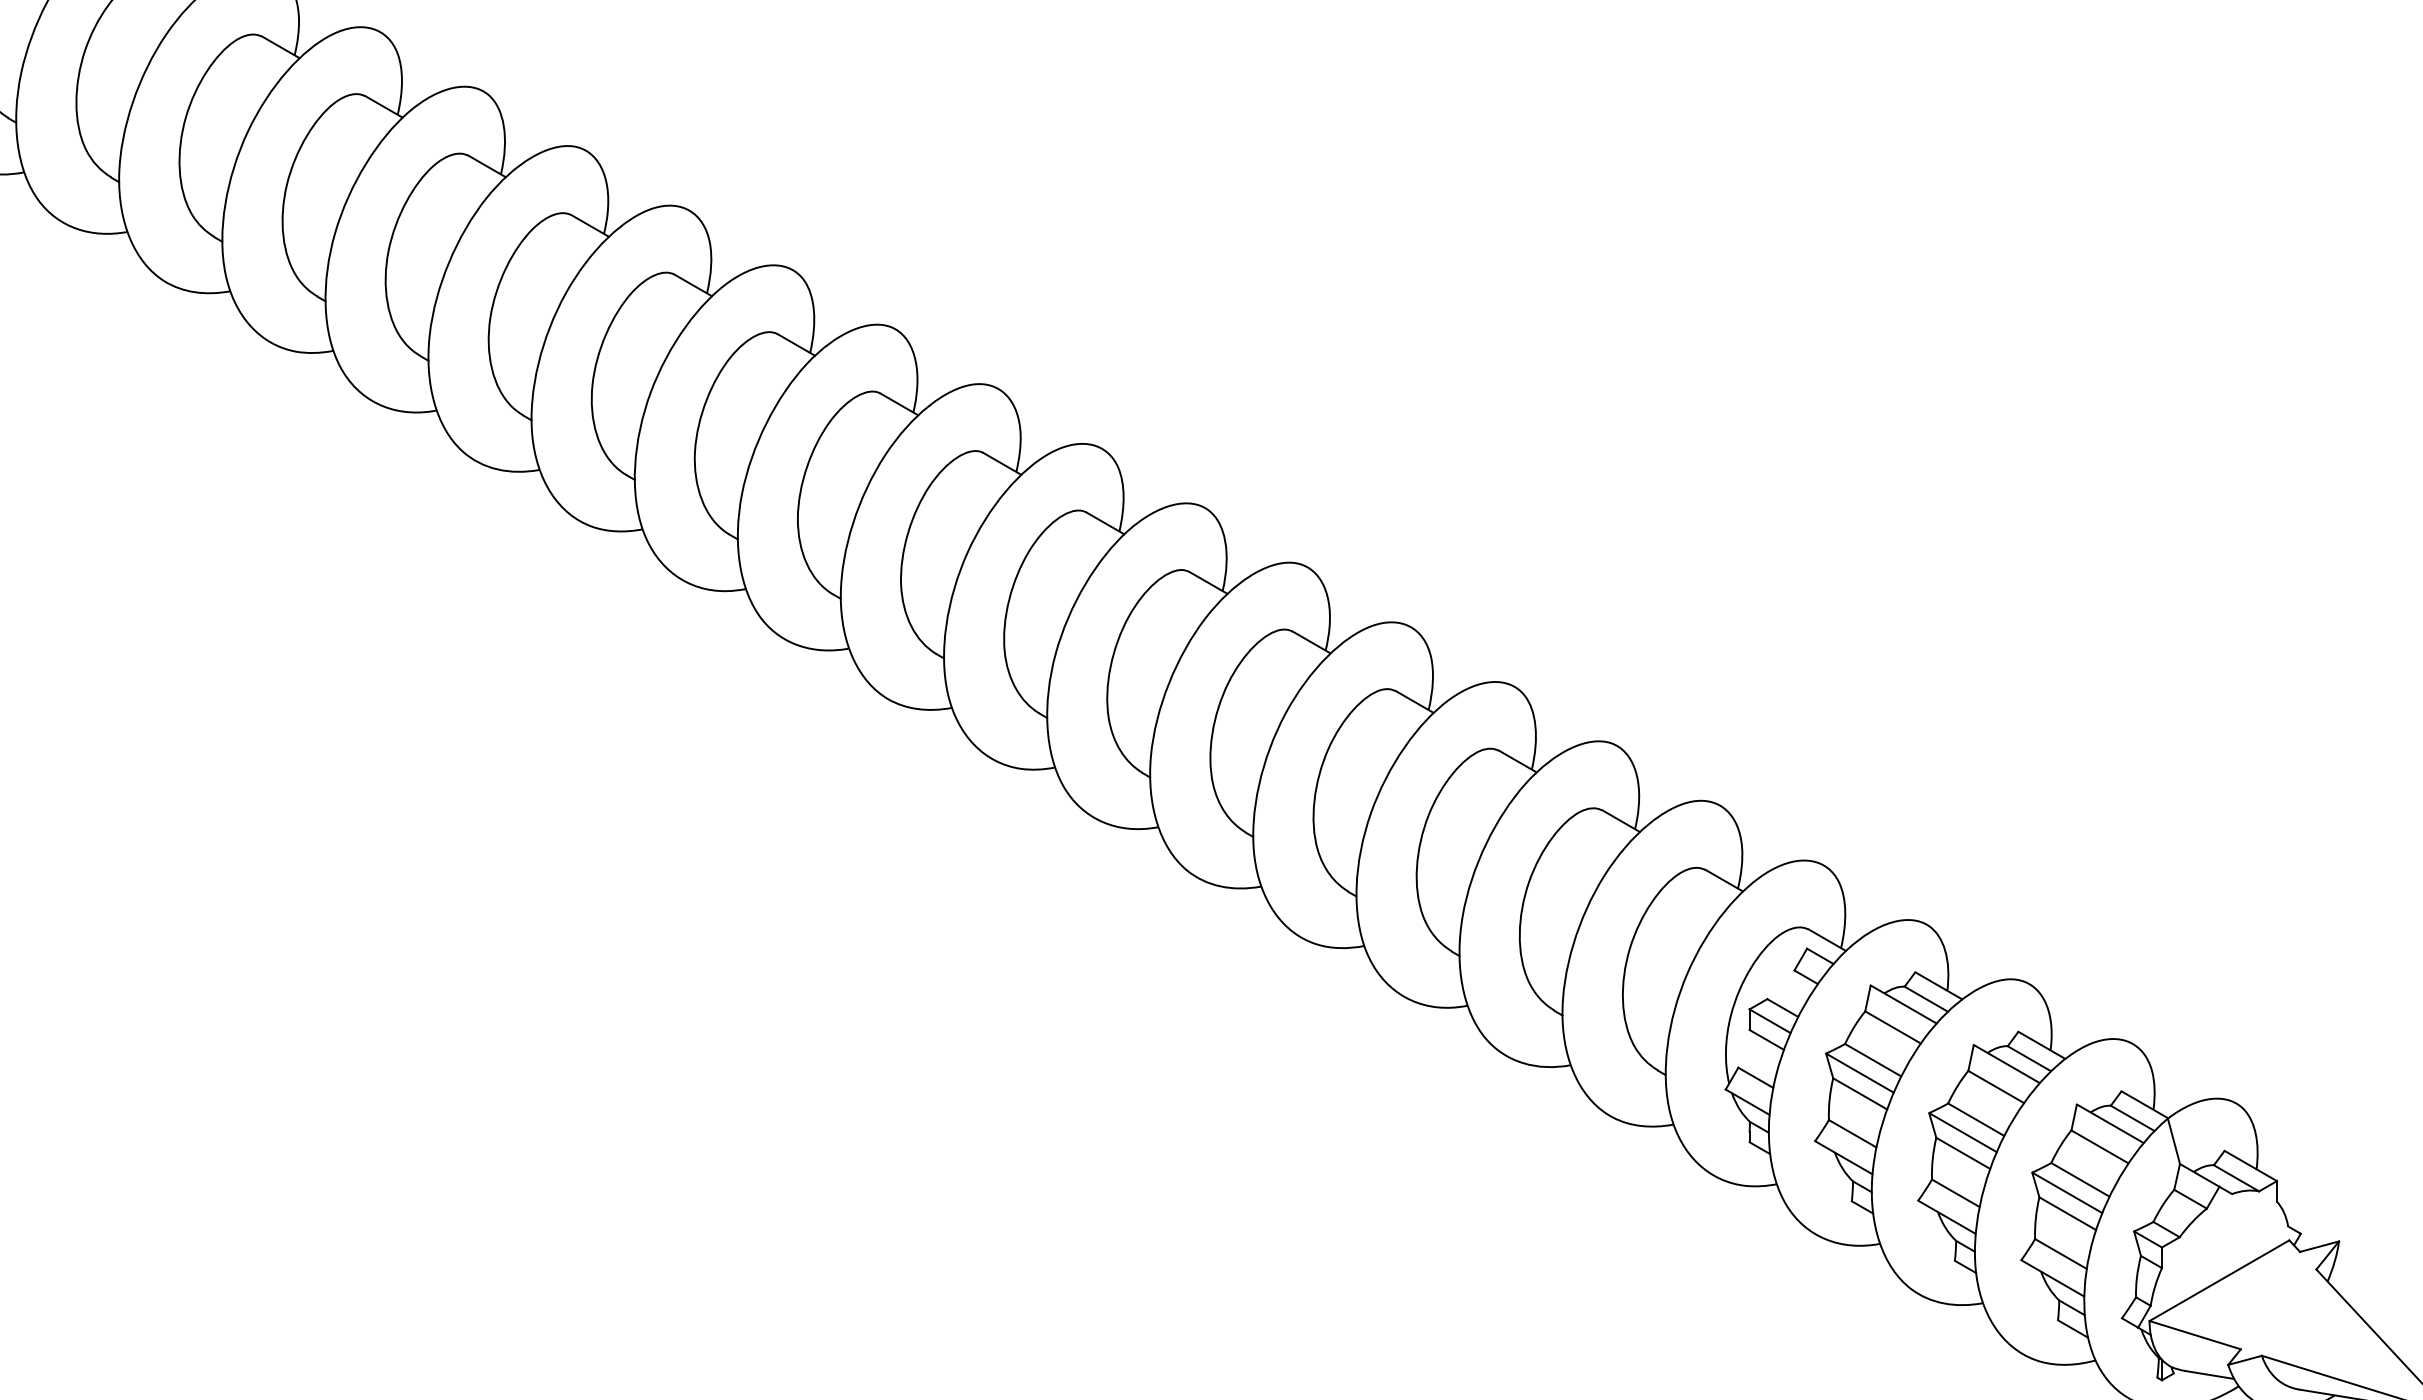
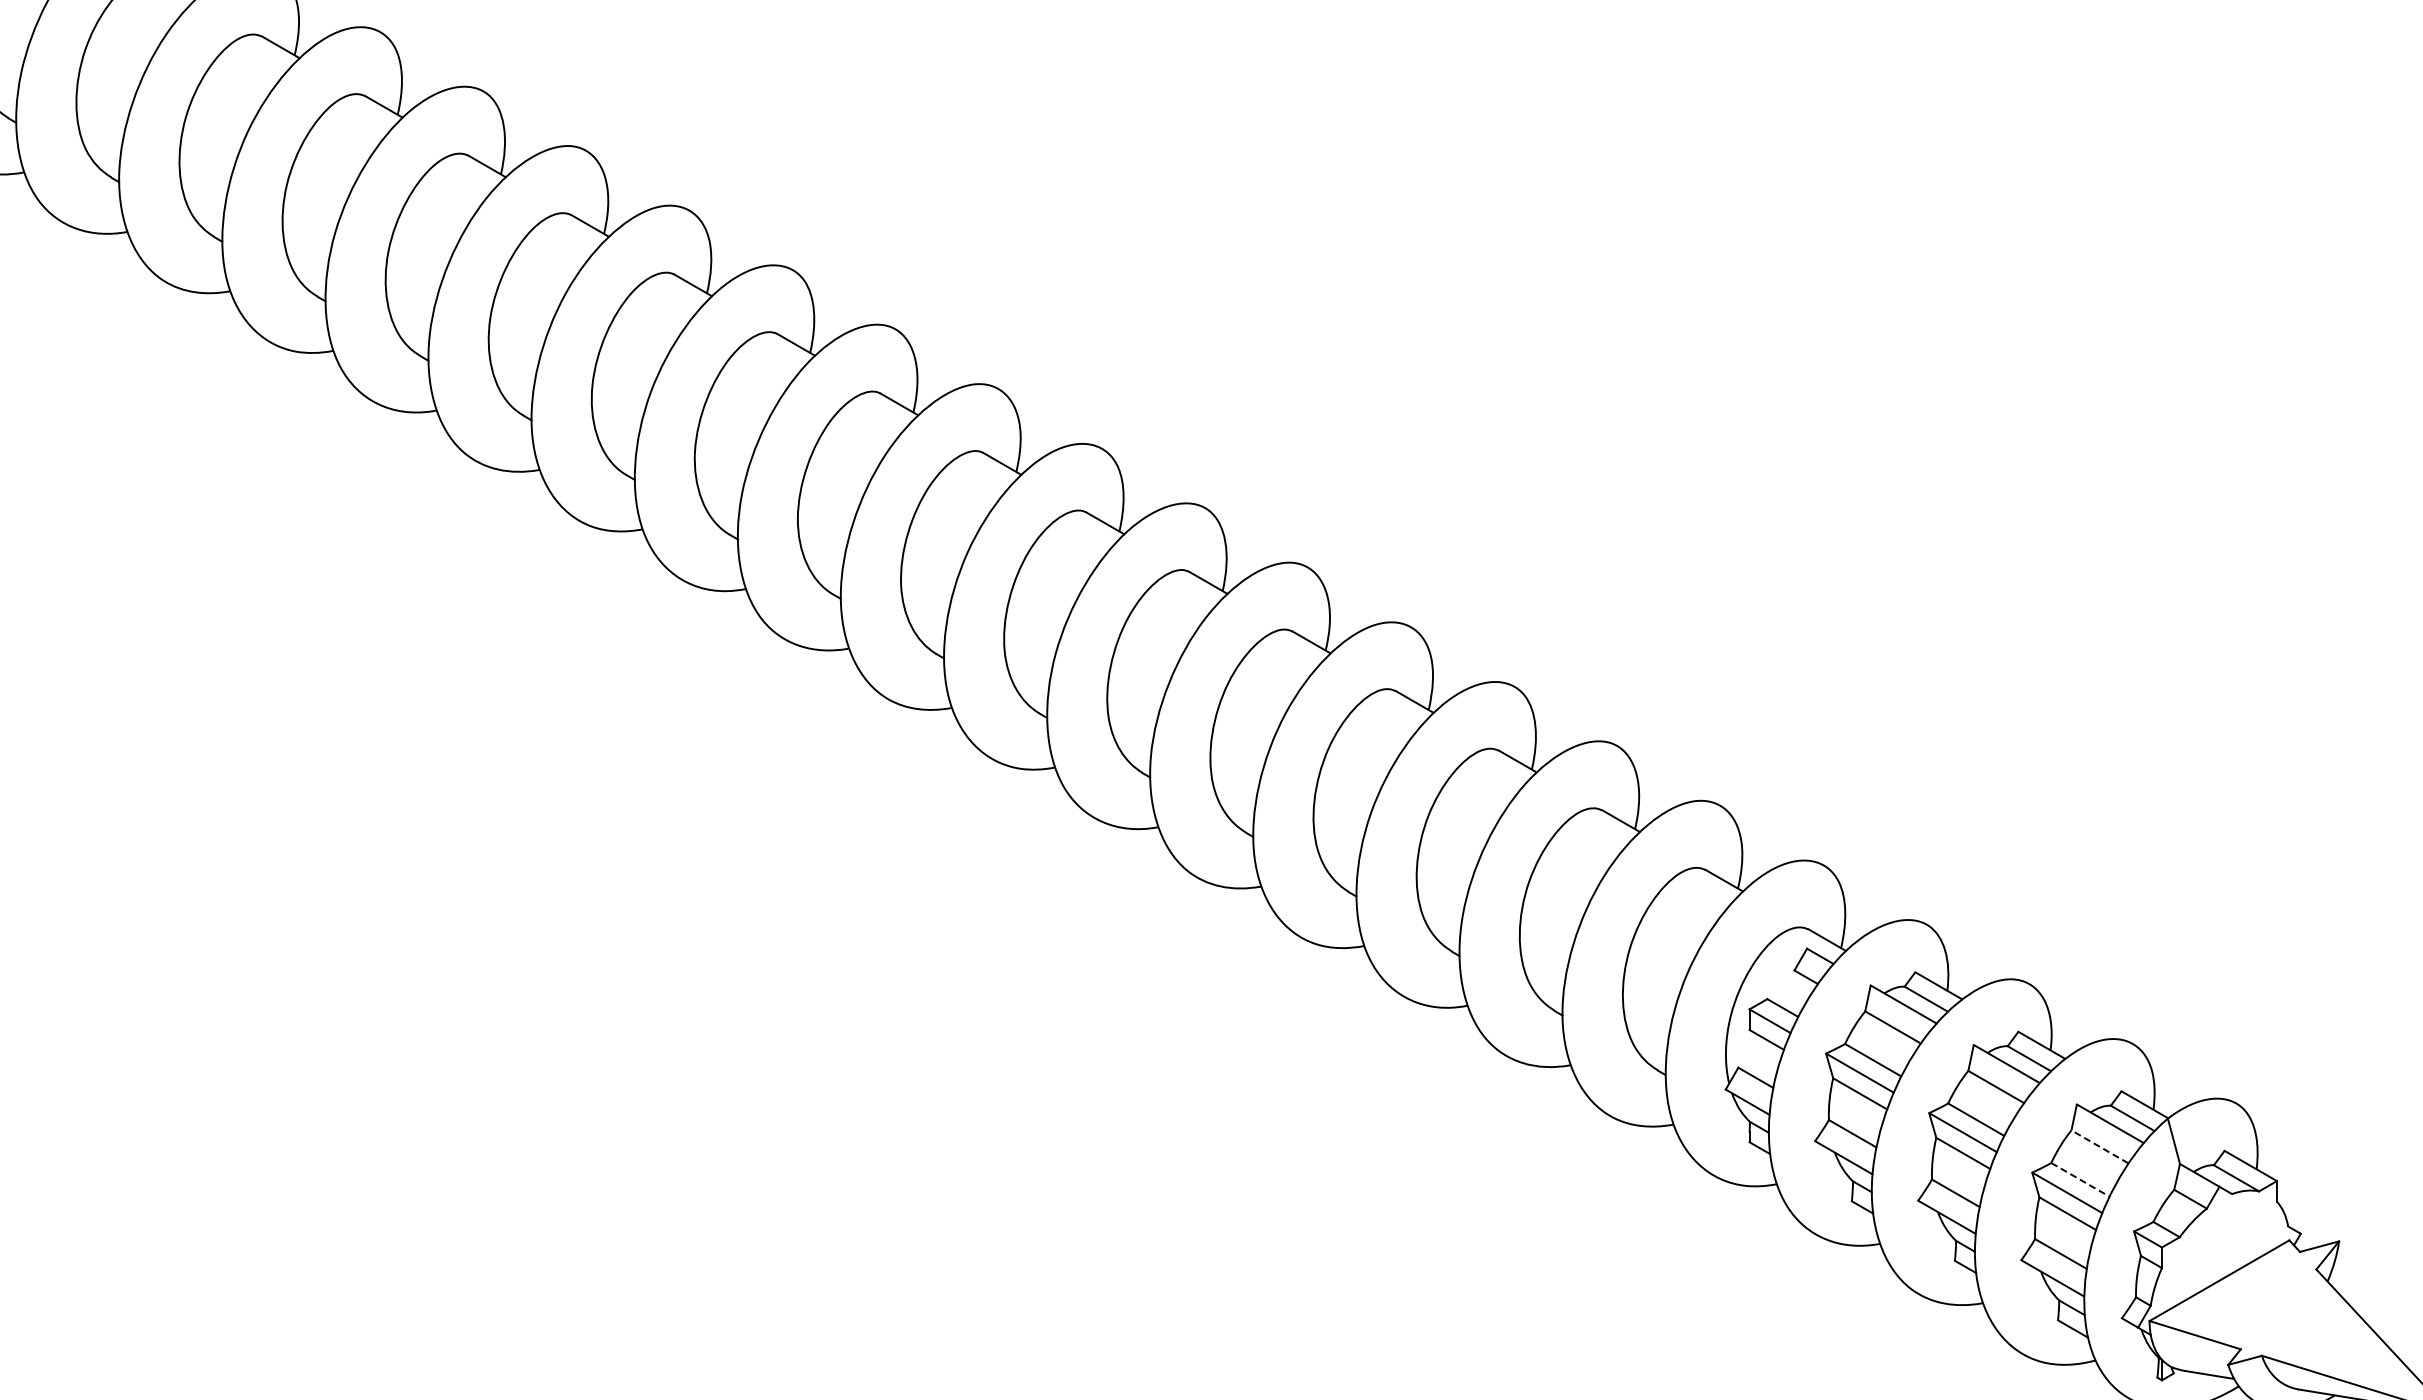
line: solid -> dashed (2099, 1146)
line: solid -> dashed (2080, 1179)
